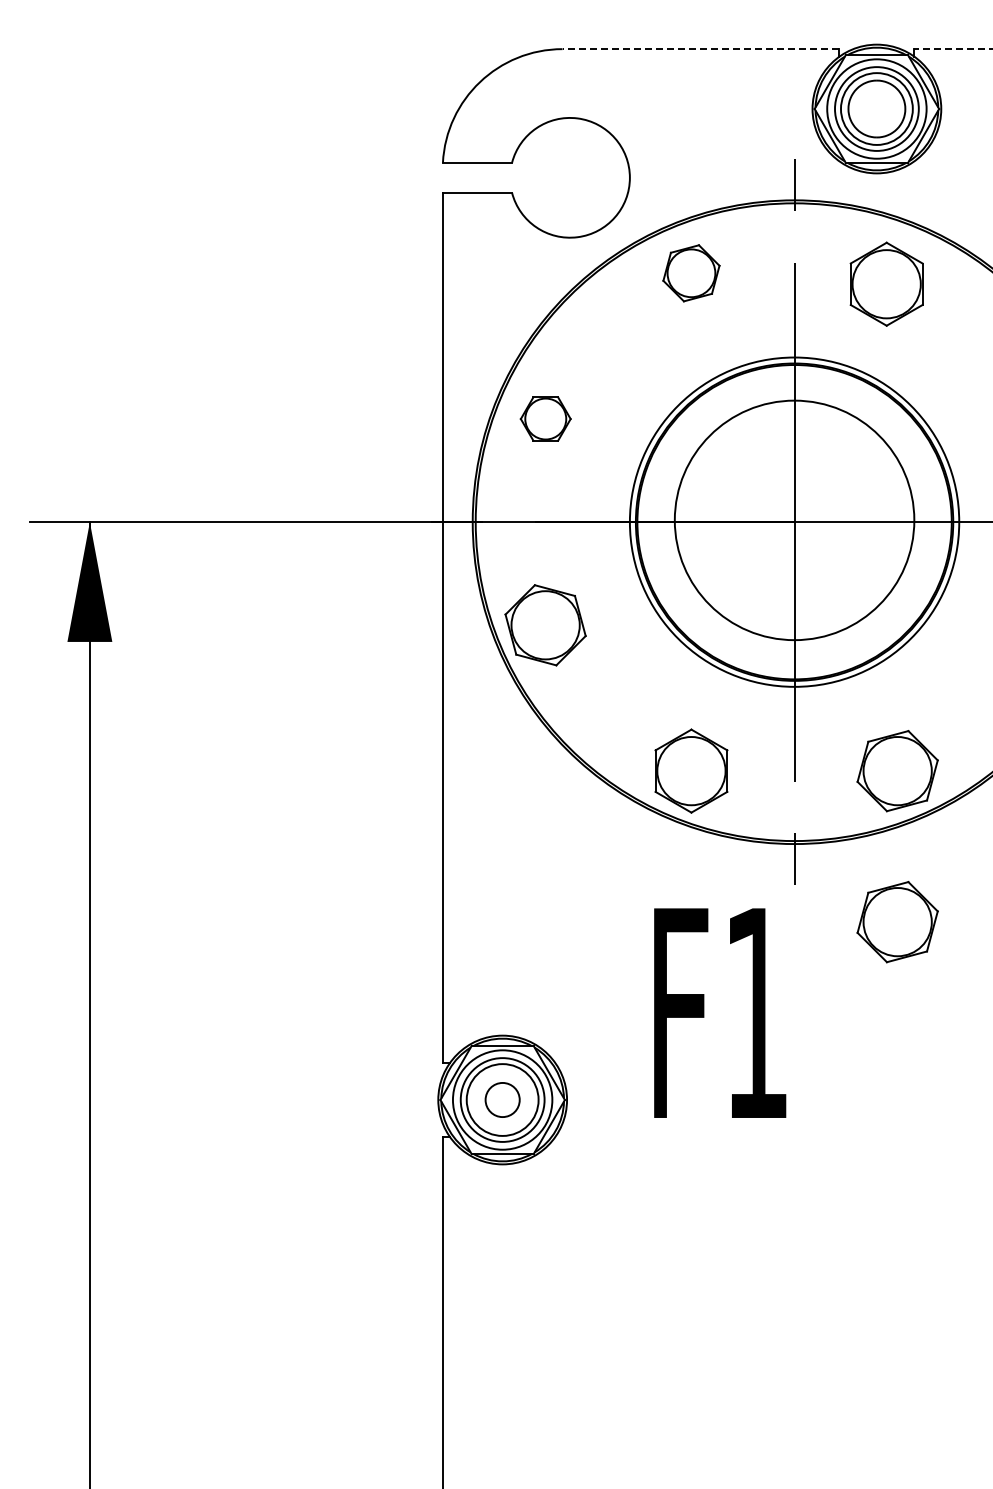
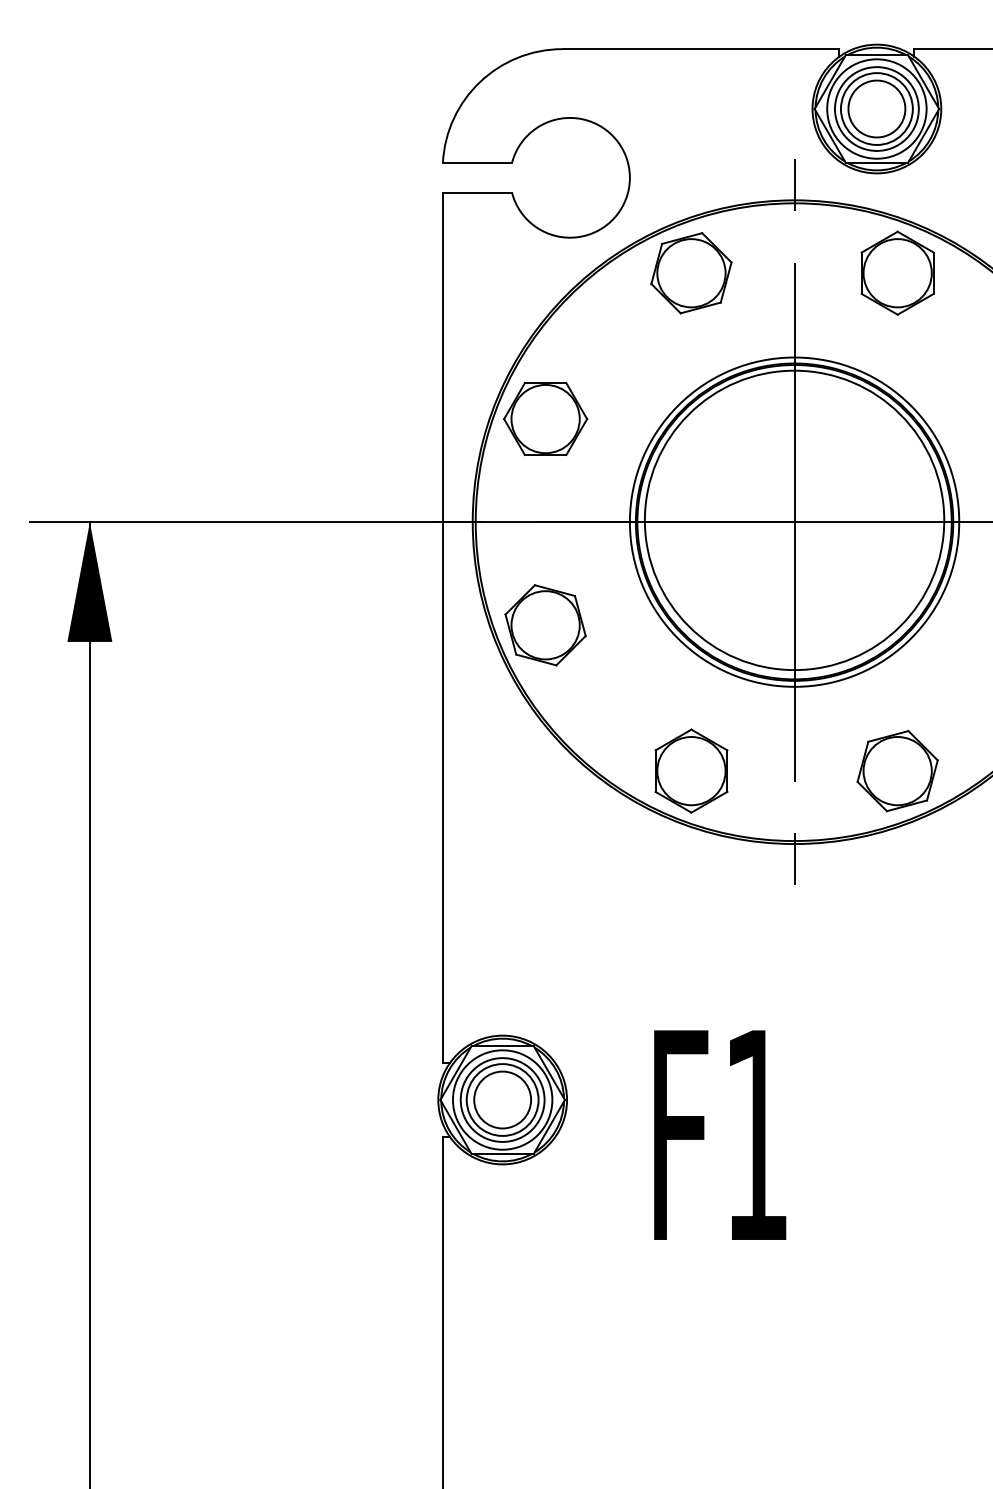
line: dashed -> solid (700, 49)
line: dashed -> solid (953, 49)
part size: 59x59 px -> 83x83 px (691, 273)
part position: (886, 283) -> (897, 272) (897, 272)
part size: 53x46 px -> 86x74 px (545, 418)
circle diameter: 240 px -> 299 px (794, 520)
part: present -> none (897, 922)
text position: (720, 1012) -> (720, 1134) (720, 1134)
circle diameter: 34 px -> 57 px (502, 1099)
